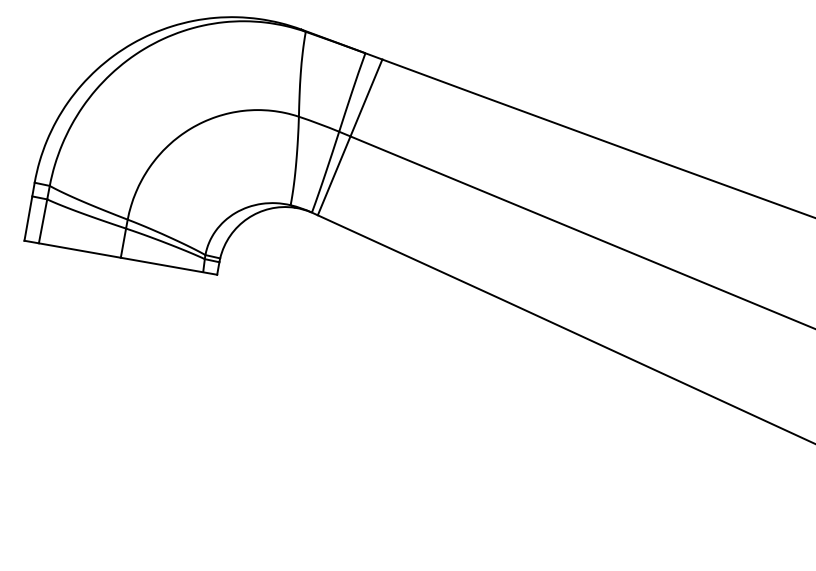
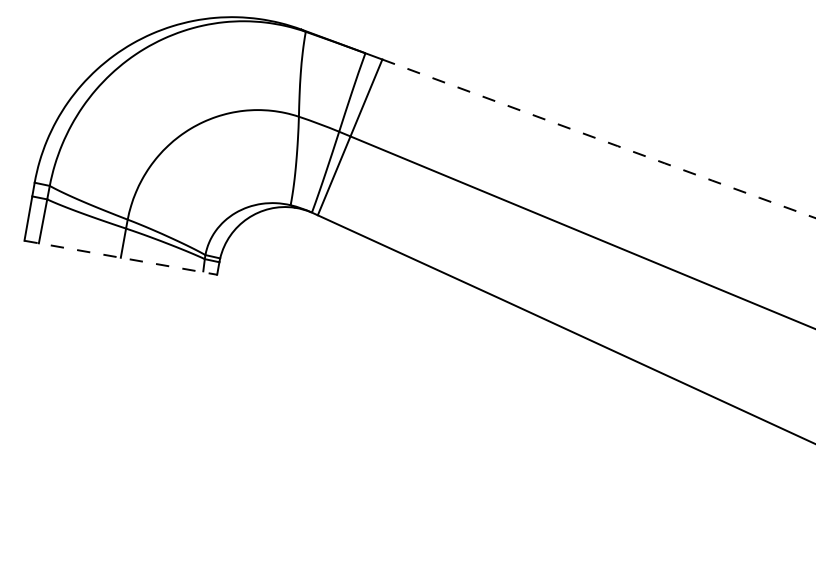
arc: solid -> dashed (598, 139)
line: solid -> dashed (120, 257)
